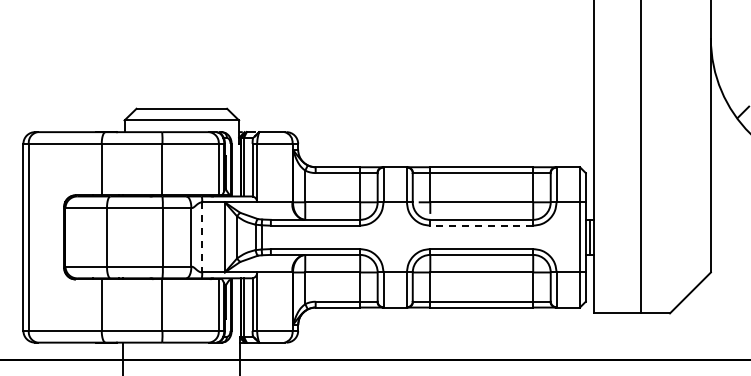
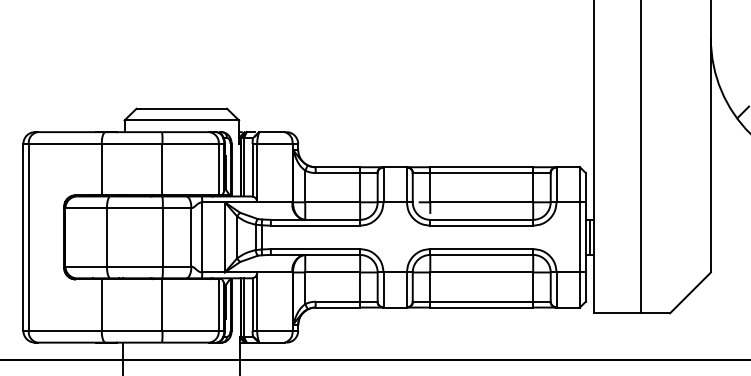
line: dashed -> solid (481, 225)
line: dashed -> solid (202, 237)
